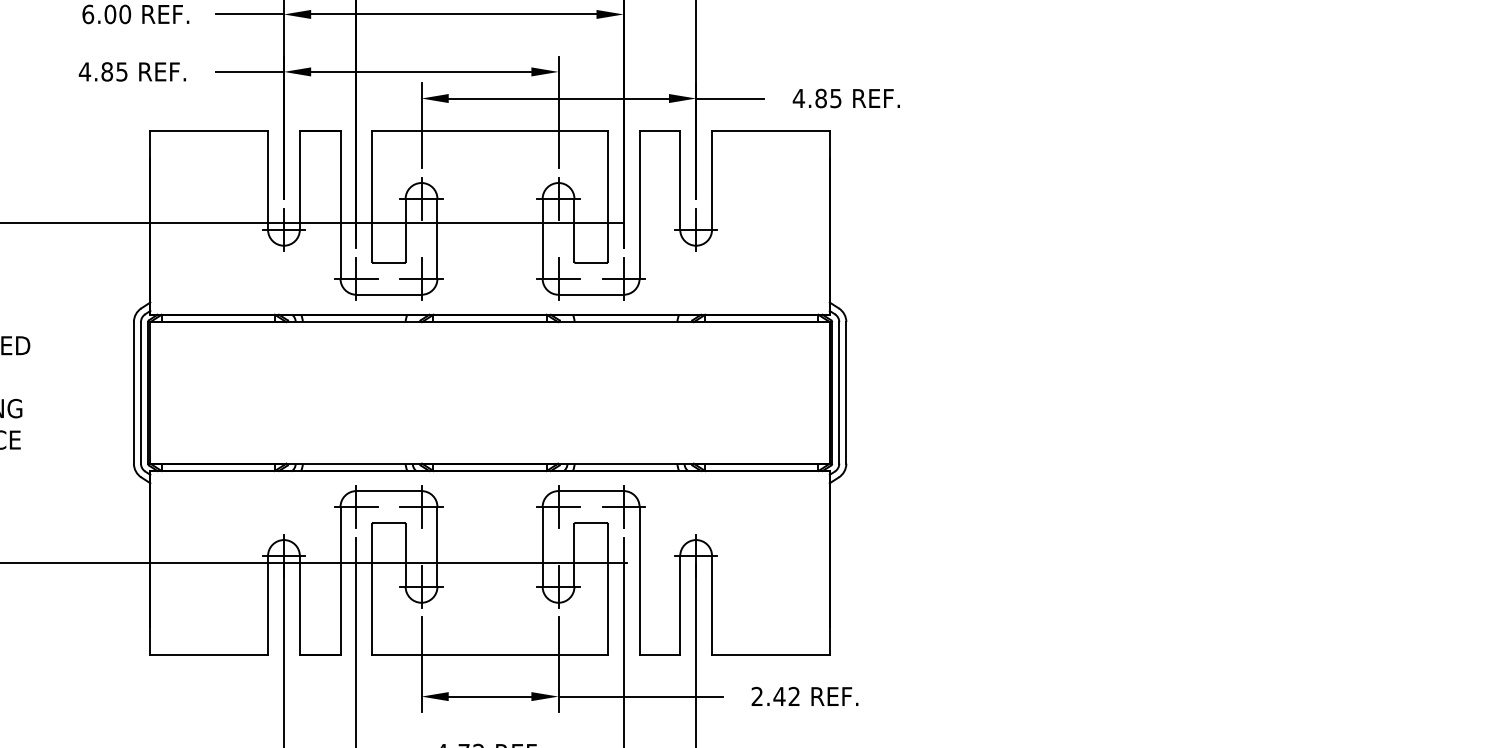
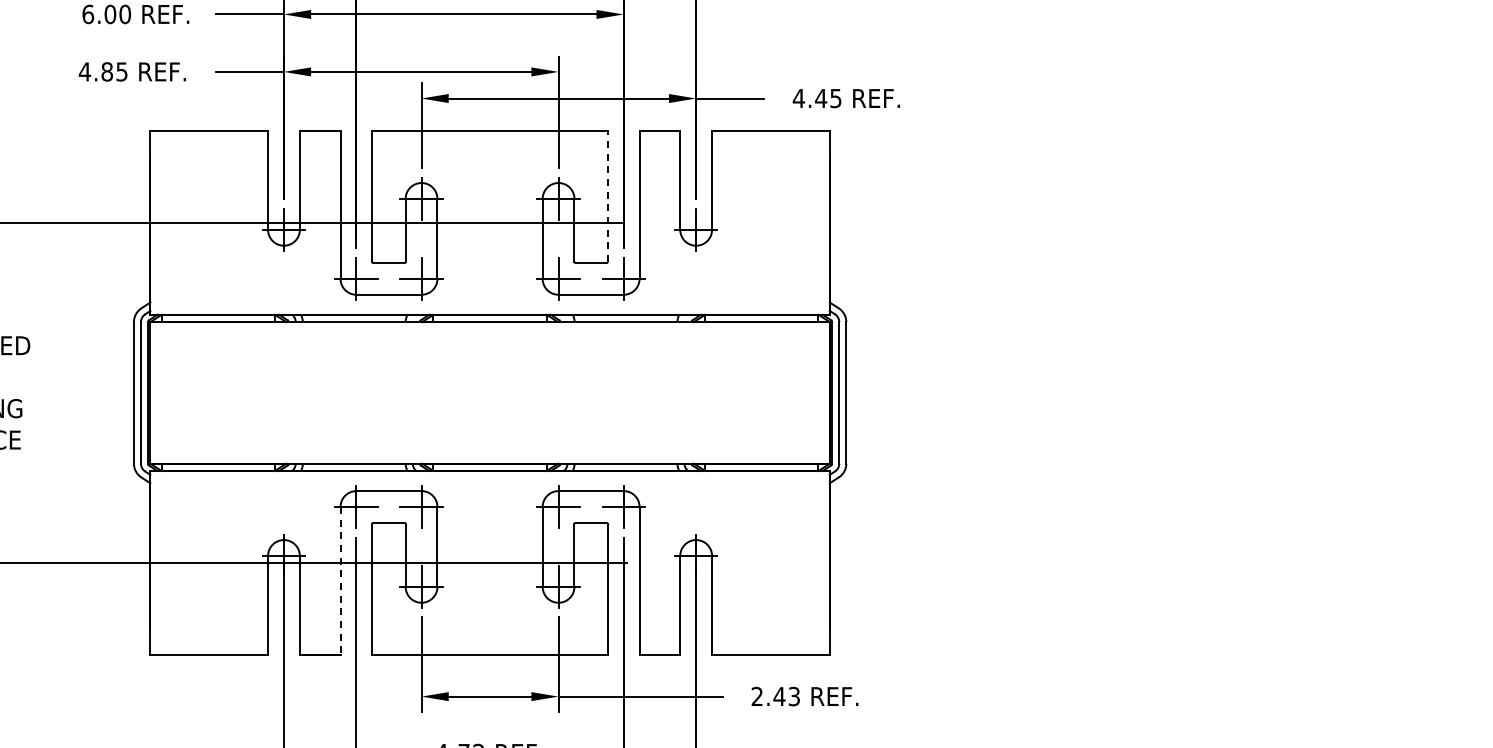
text: 4.85 -> 4.45 (821, 98)
line: solid -> dashed (607, 196)
line: solid -> dashed (340, 581)
text: 2.42 -> 2.43 (793, 696)
